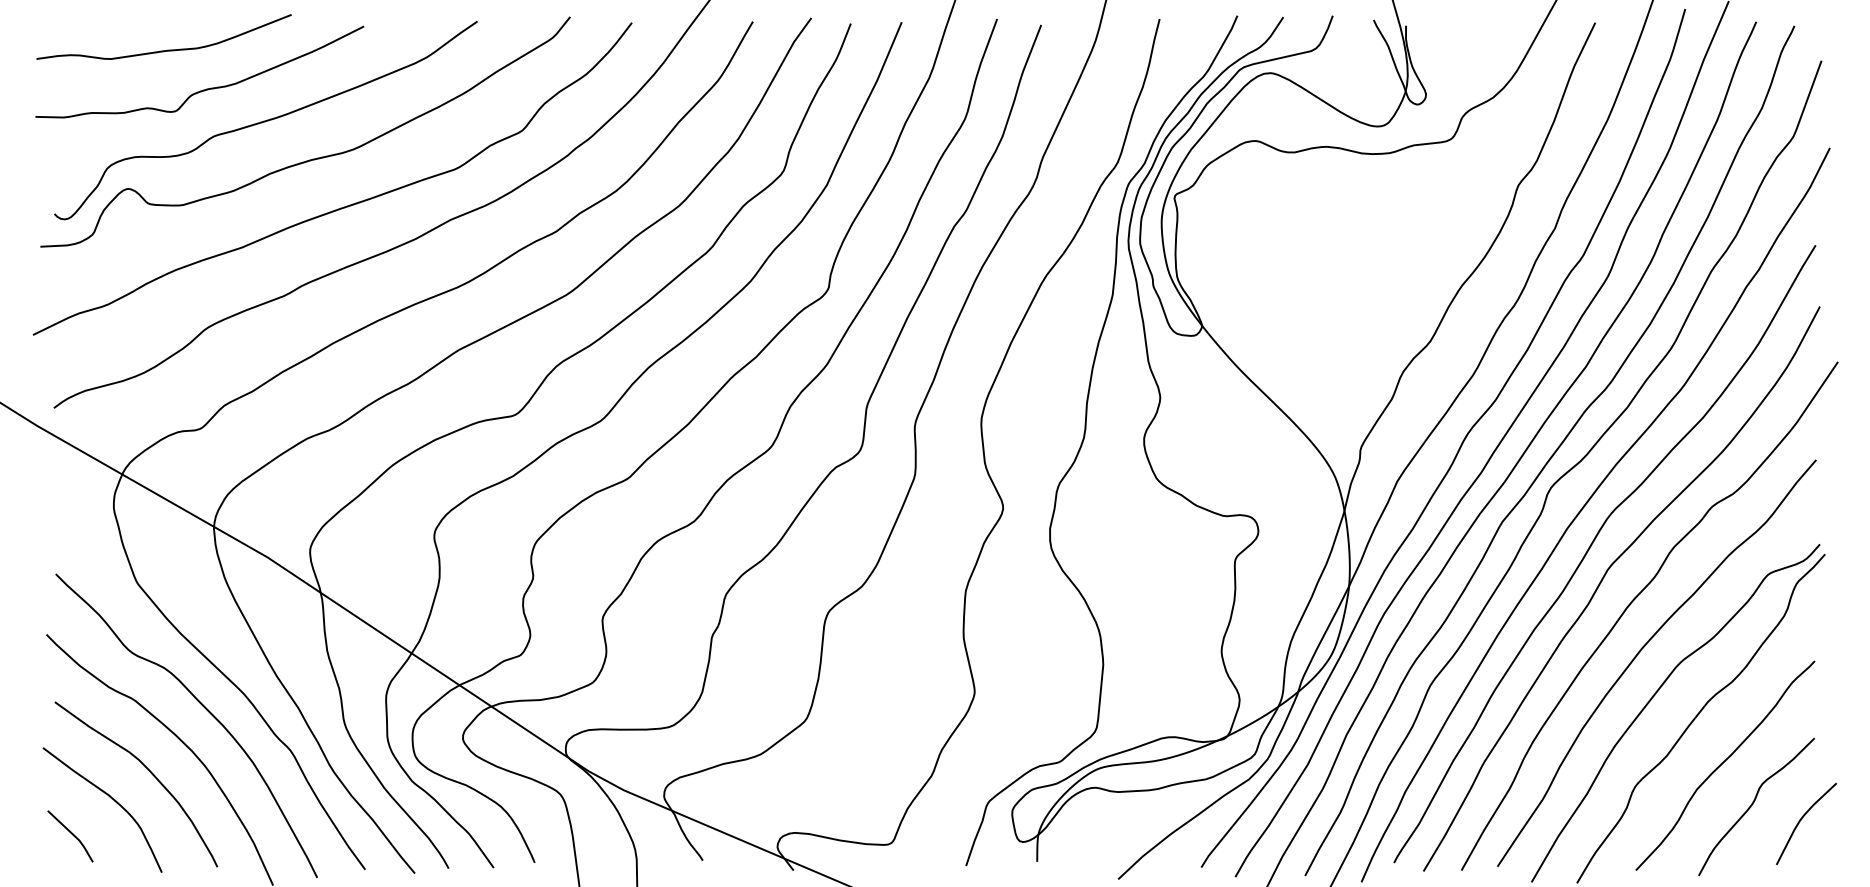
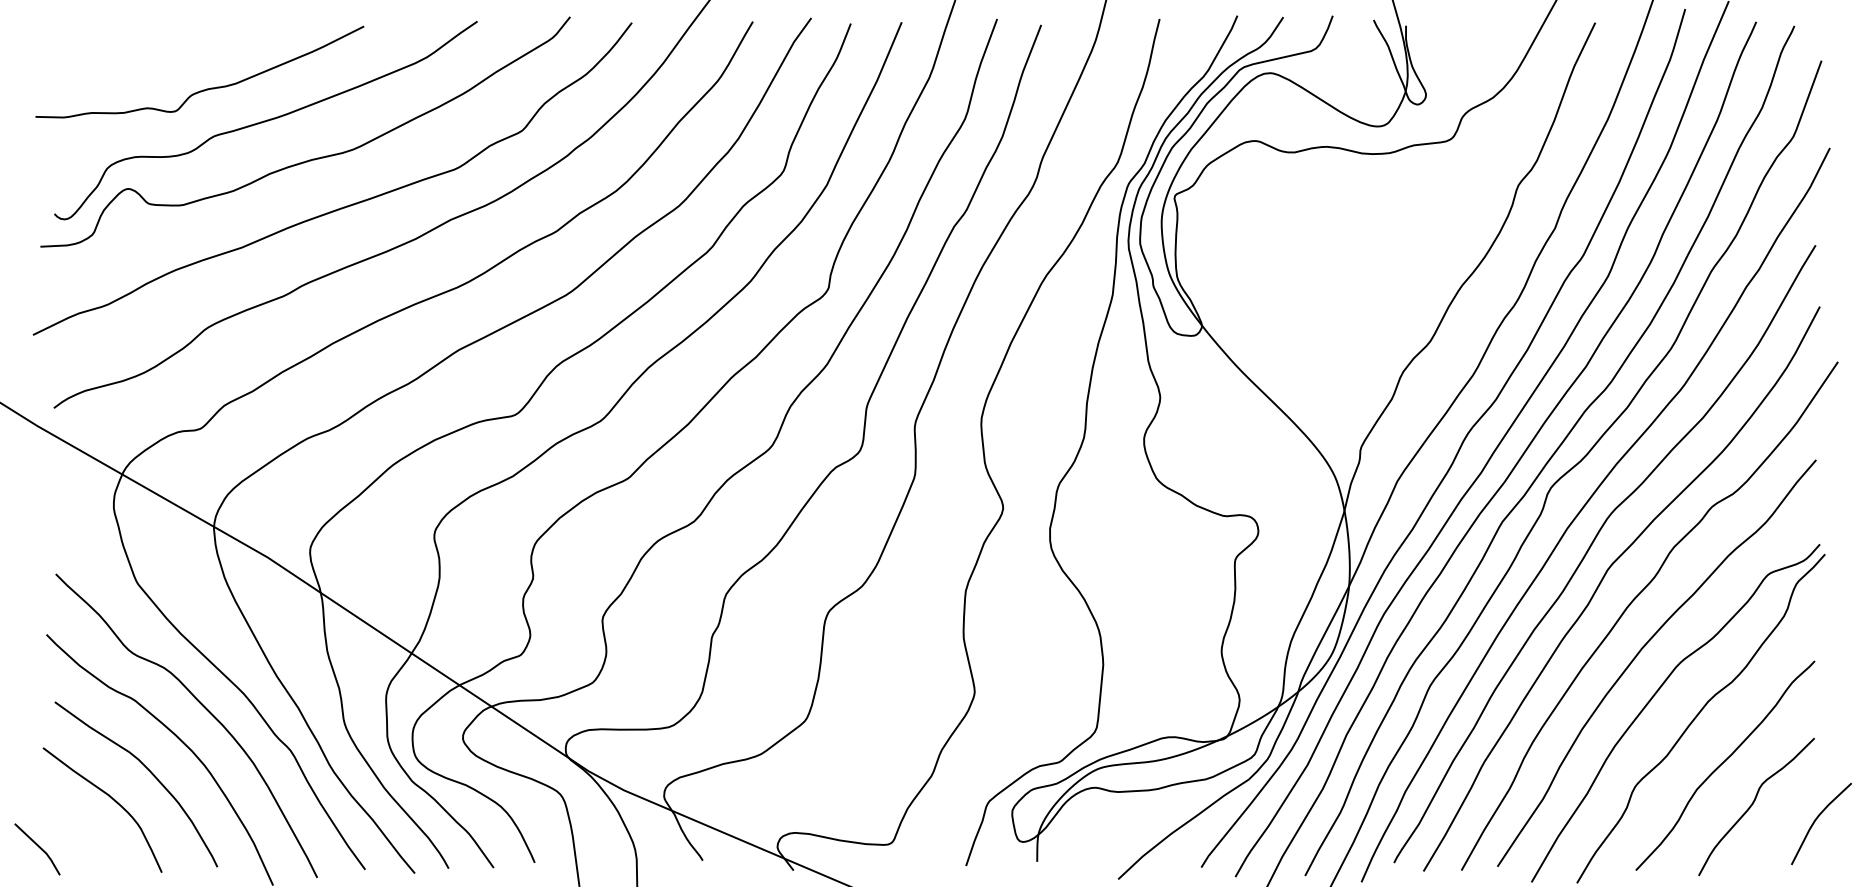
curve: present -> none (167, 49)
curve position: (1802, 819) -> (1817, 819) (1817, 819)
line position: (71, 834) -> (38, 847) (38, 847)
